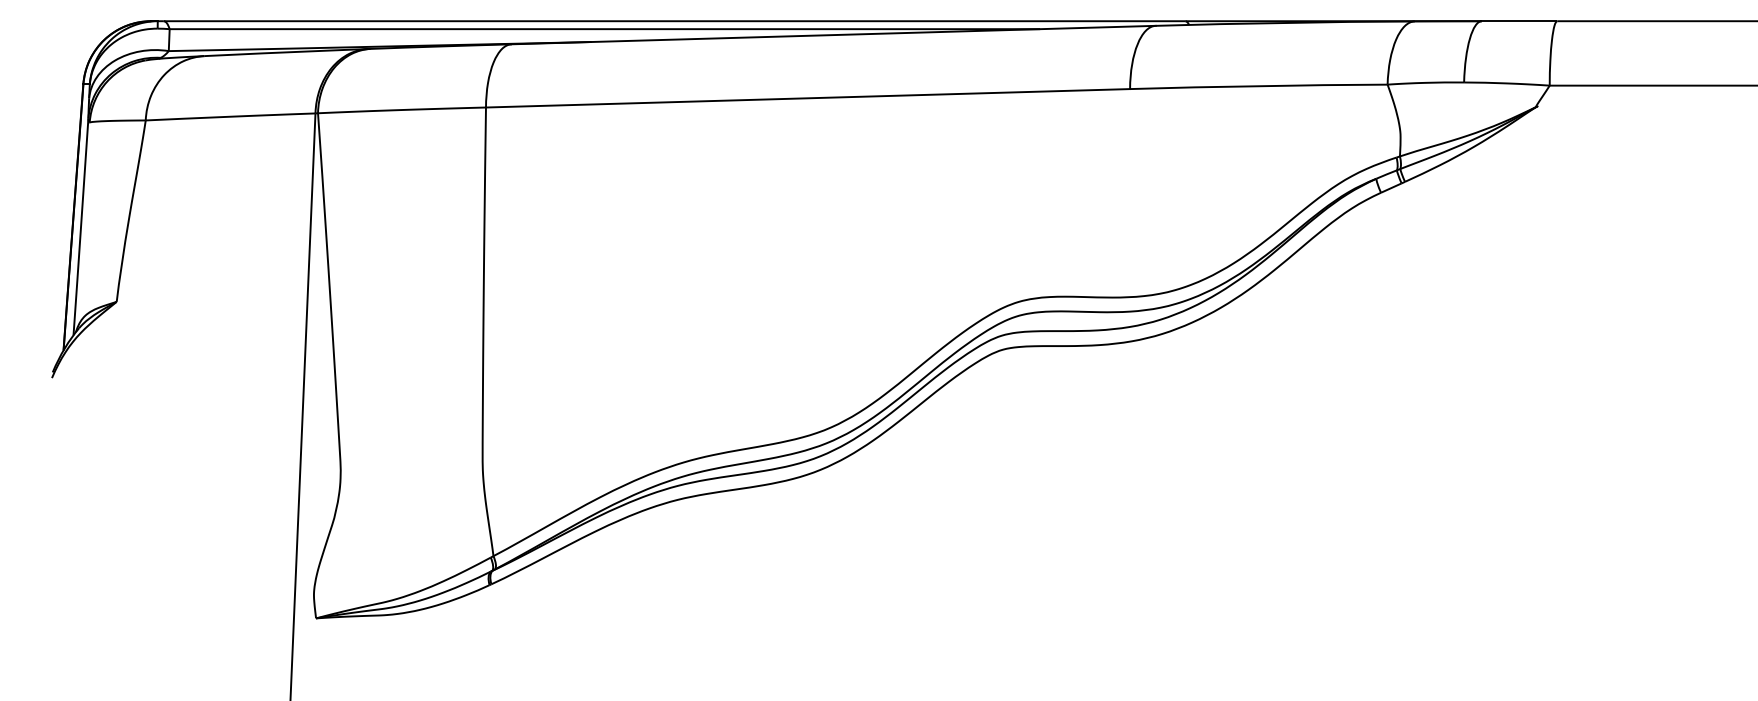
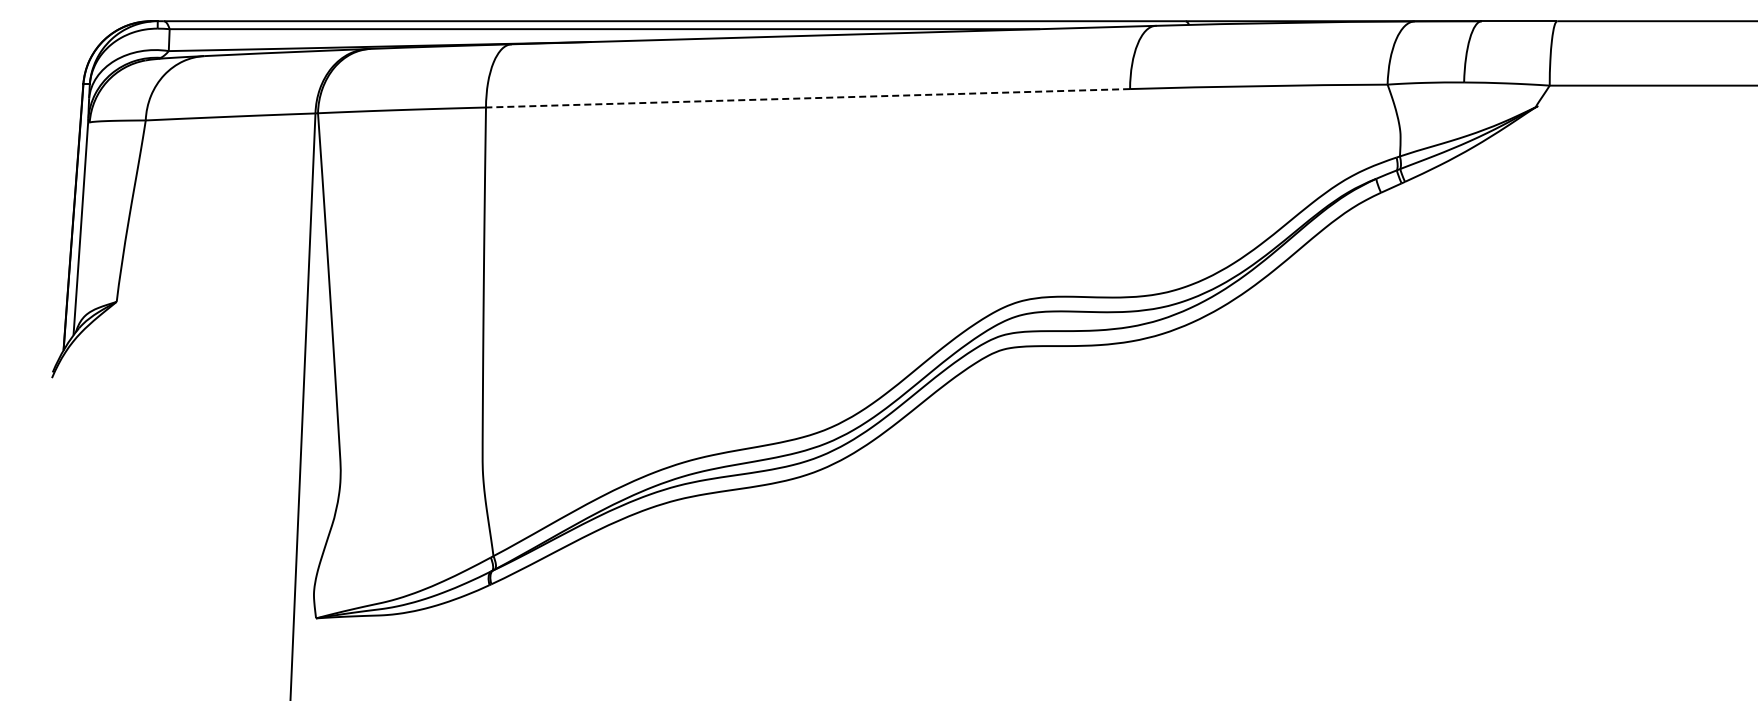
line: solid -> dashed (807, 98)
